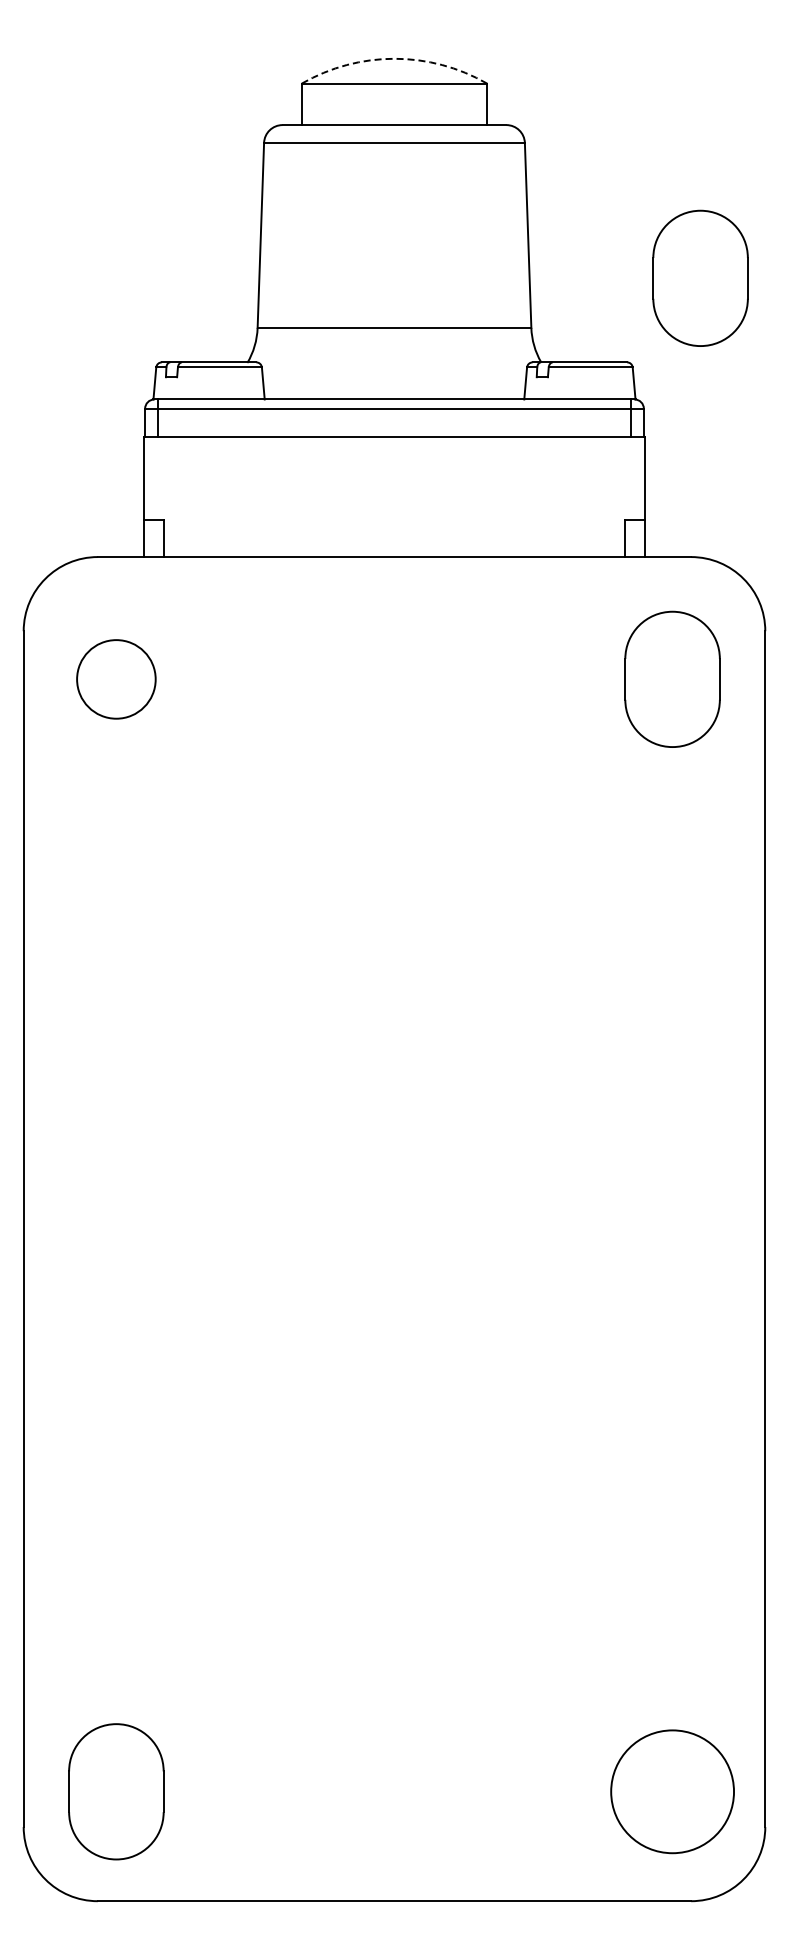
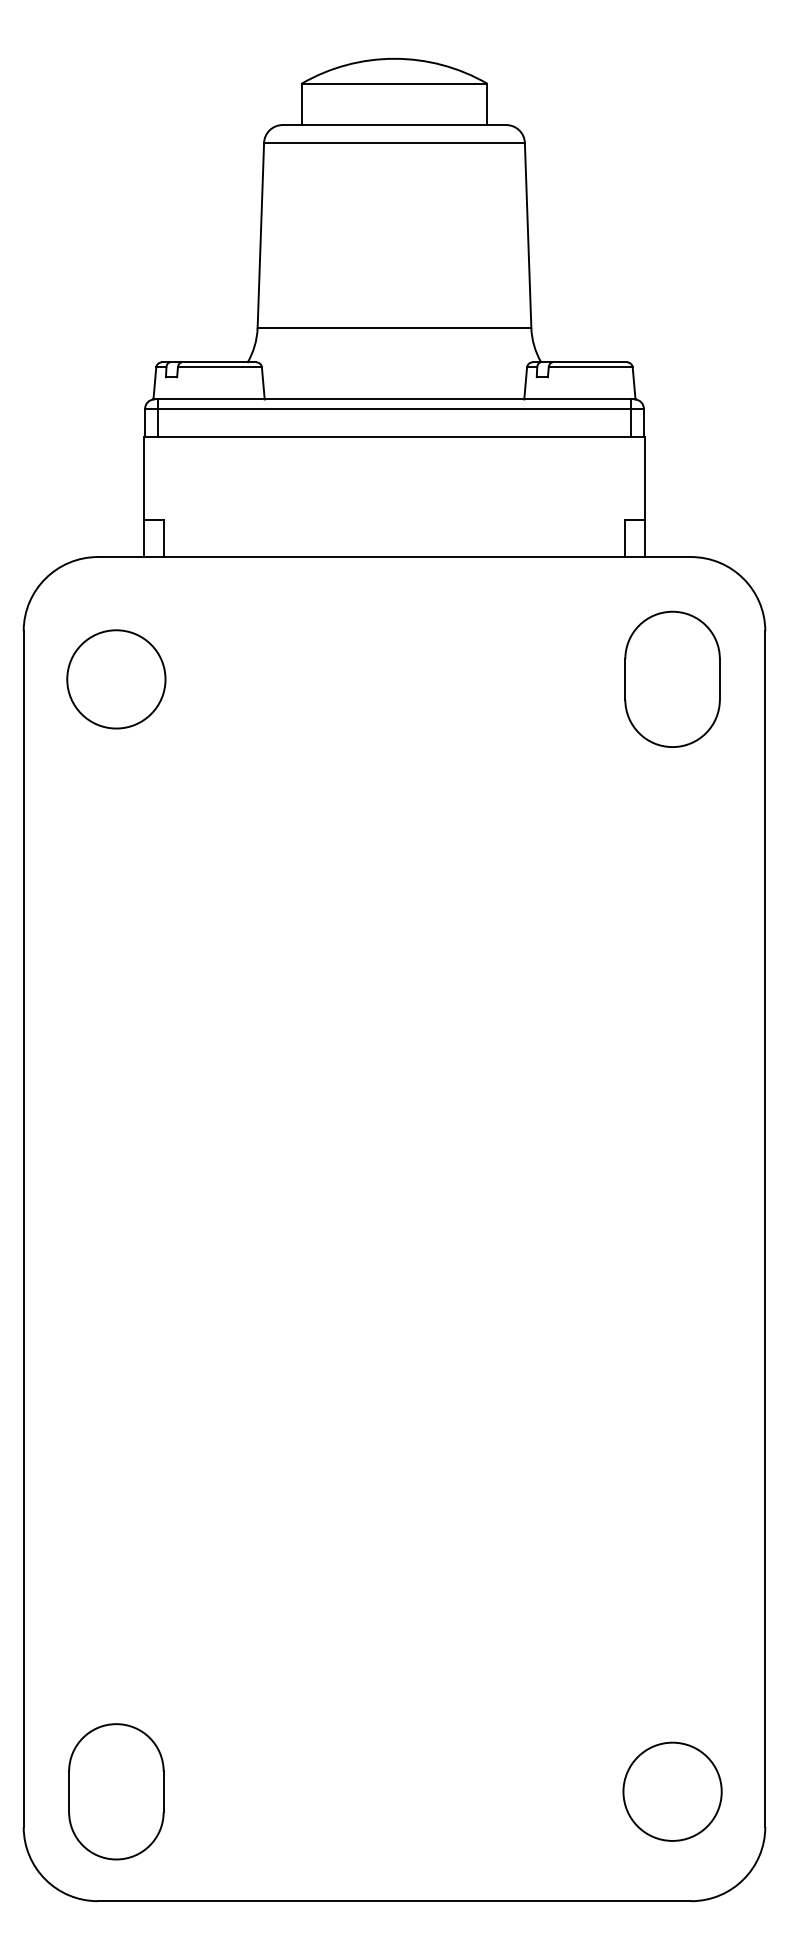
arc: dashed -> solid (394, 58)
part: present -> none (700, 277)
circle diameter: 79 px -> 98 px (116, 679)
circle diameter: 123 px -> 98 px (672, 1791)
